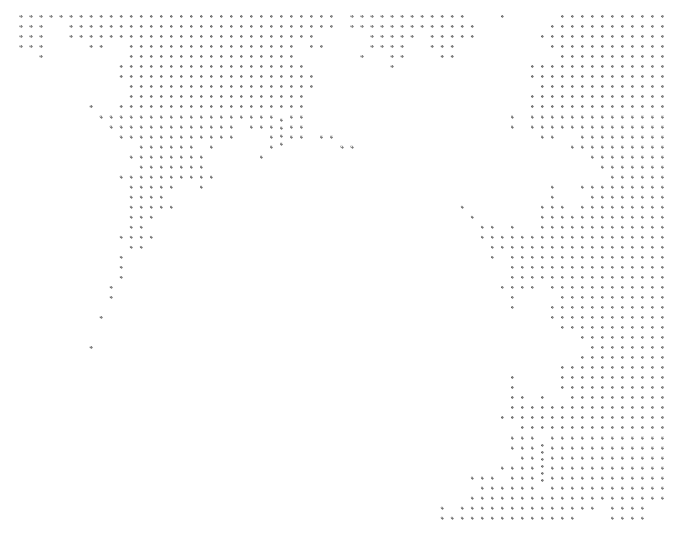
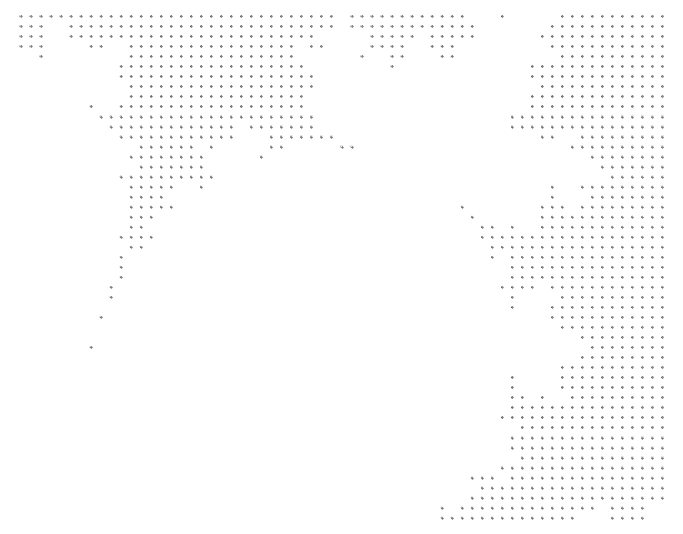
part: none -> present (522, 121)
part: none -> present (311, 126)
part size: 3x28 px -> 3x34 px (281, 131)
part size: 3x38 px -> 3x54 px (542, 462)
